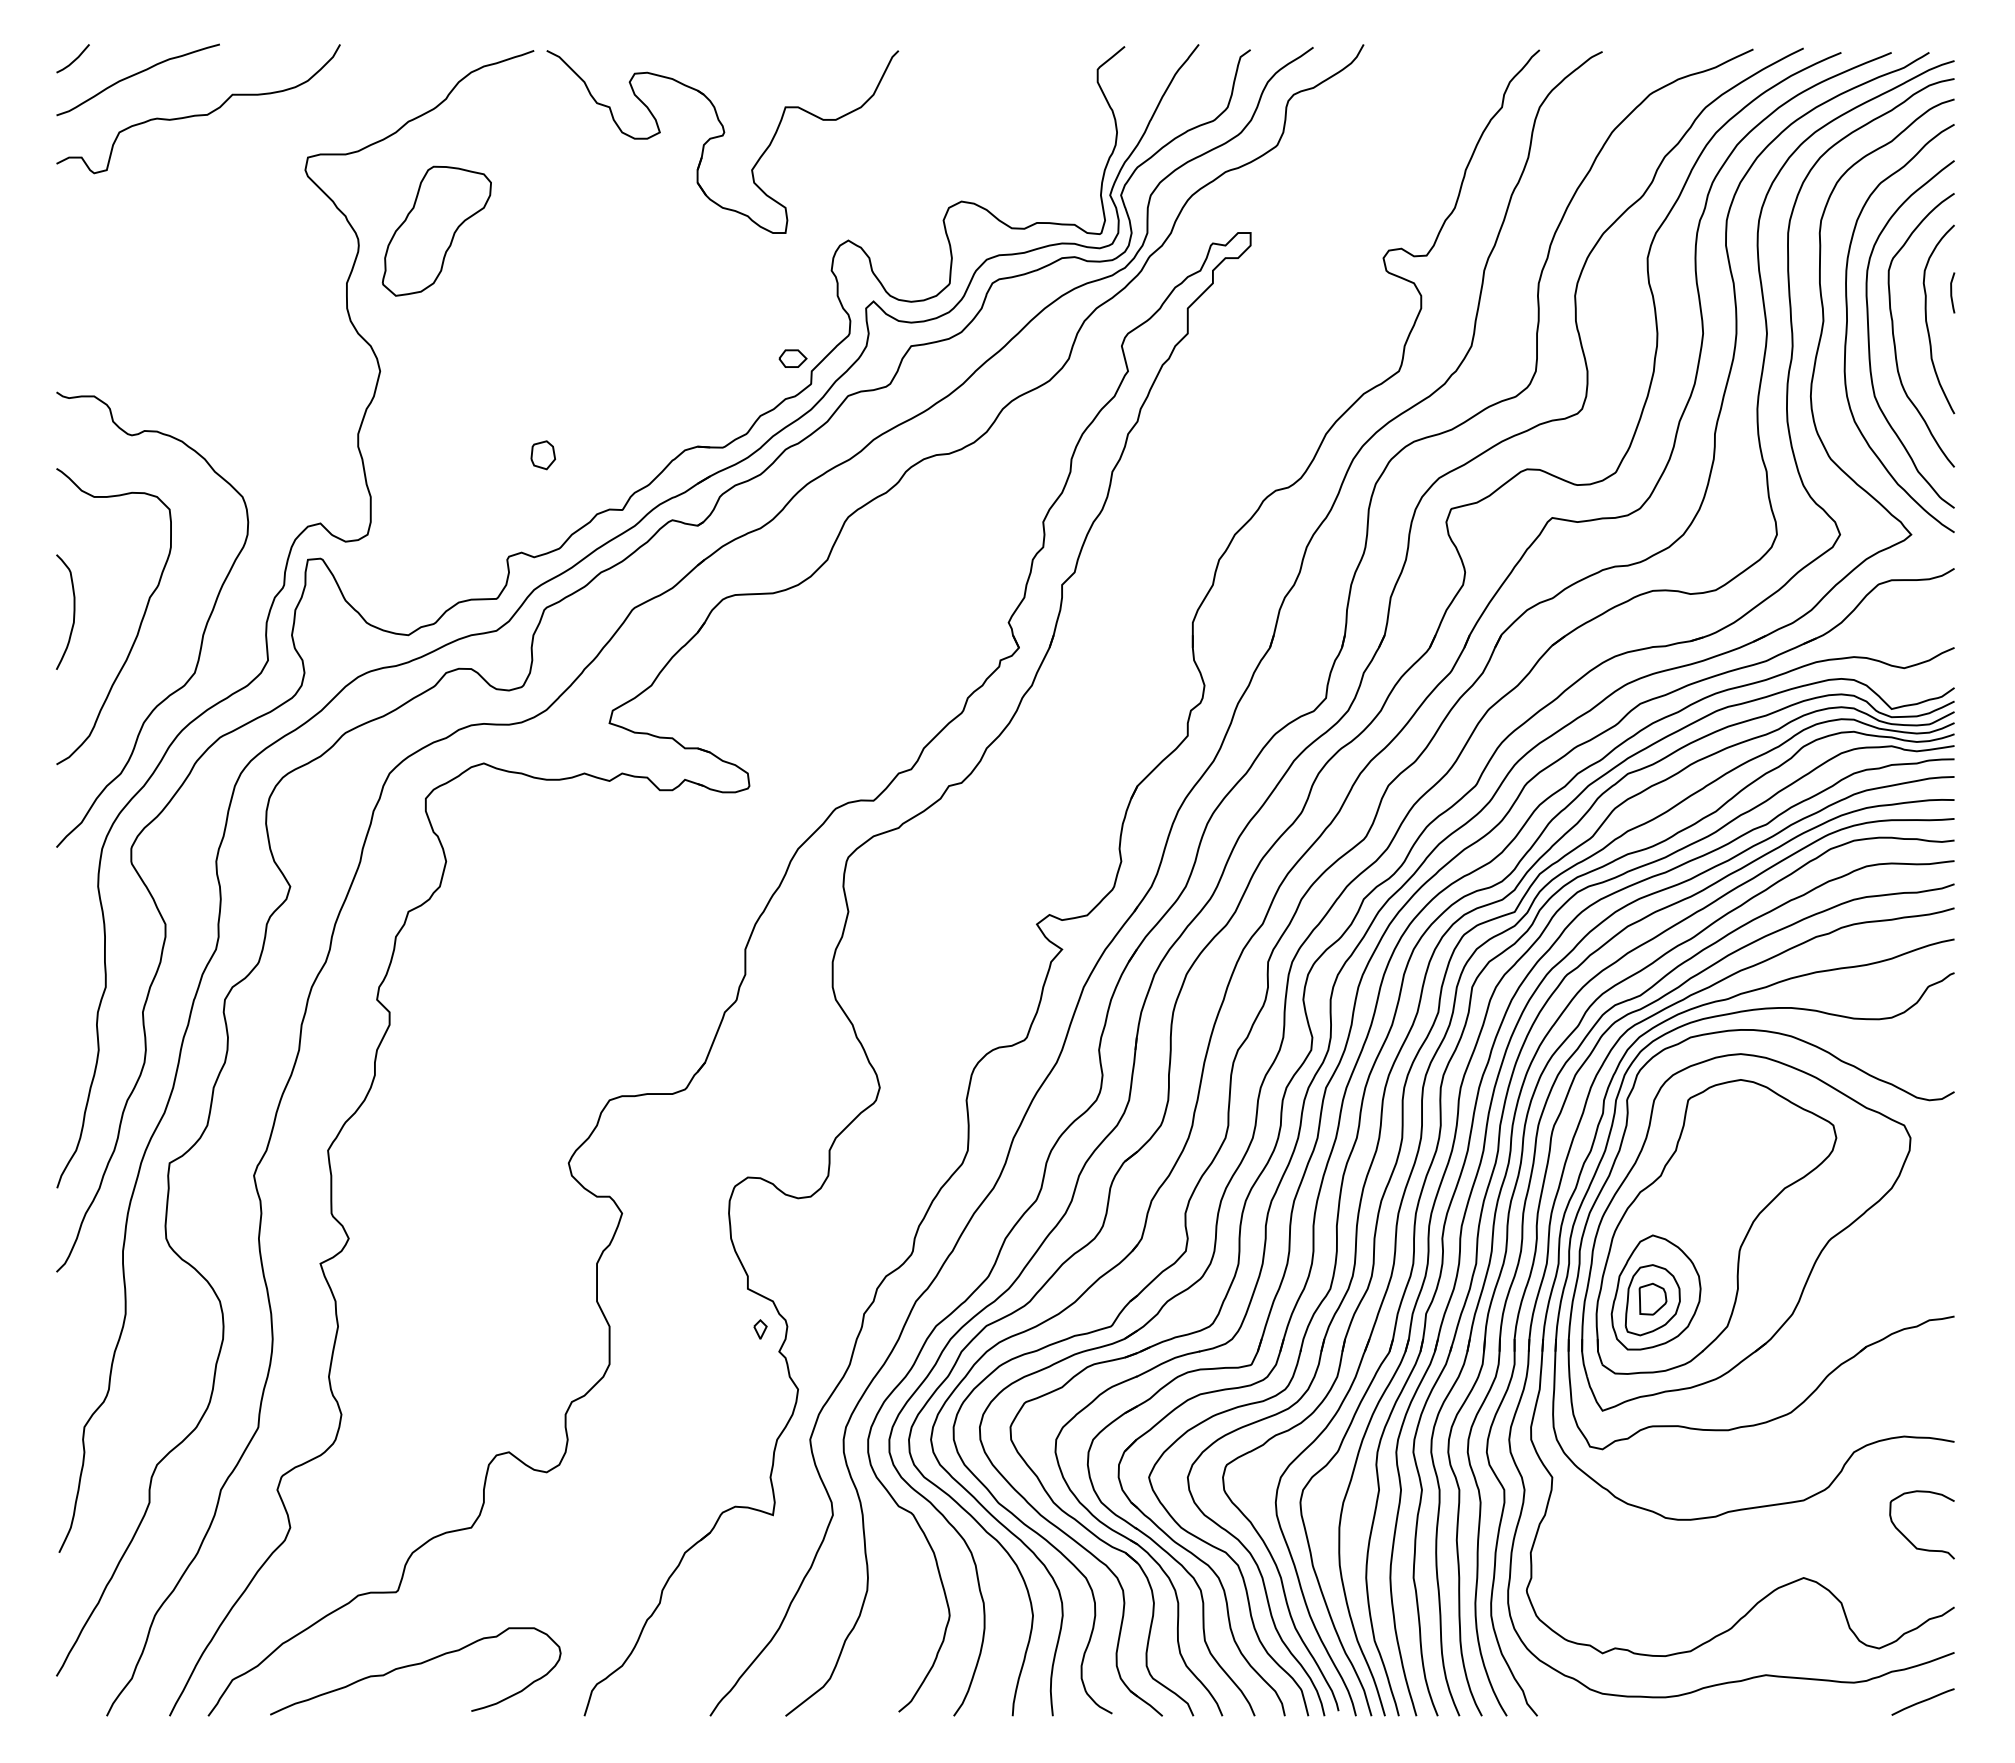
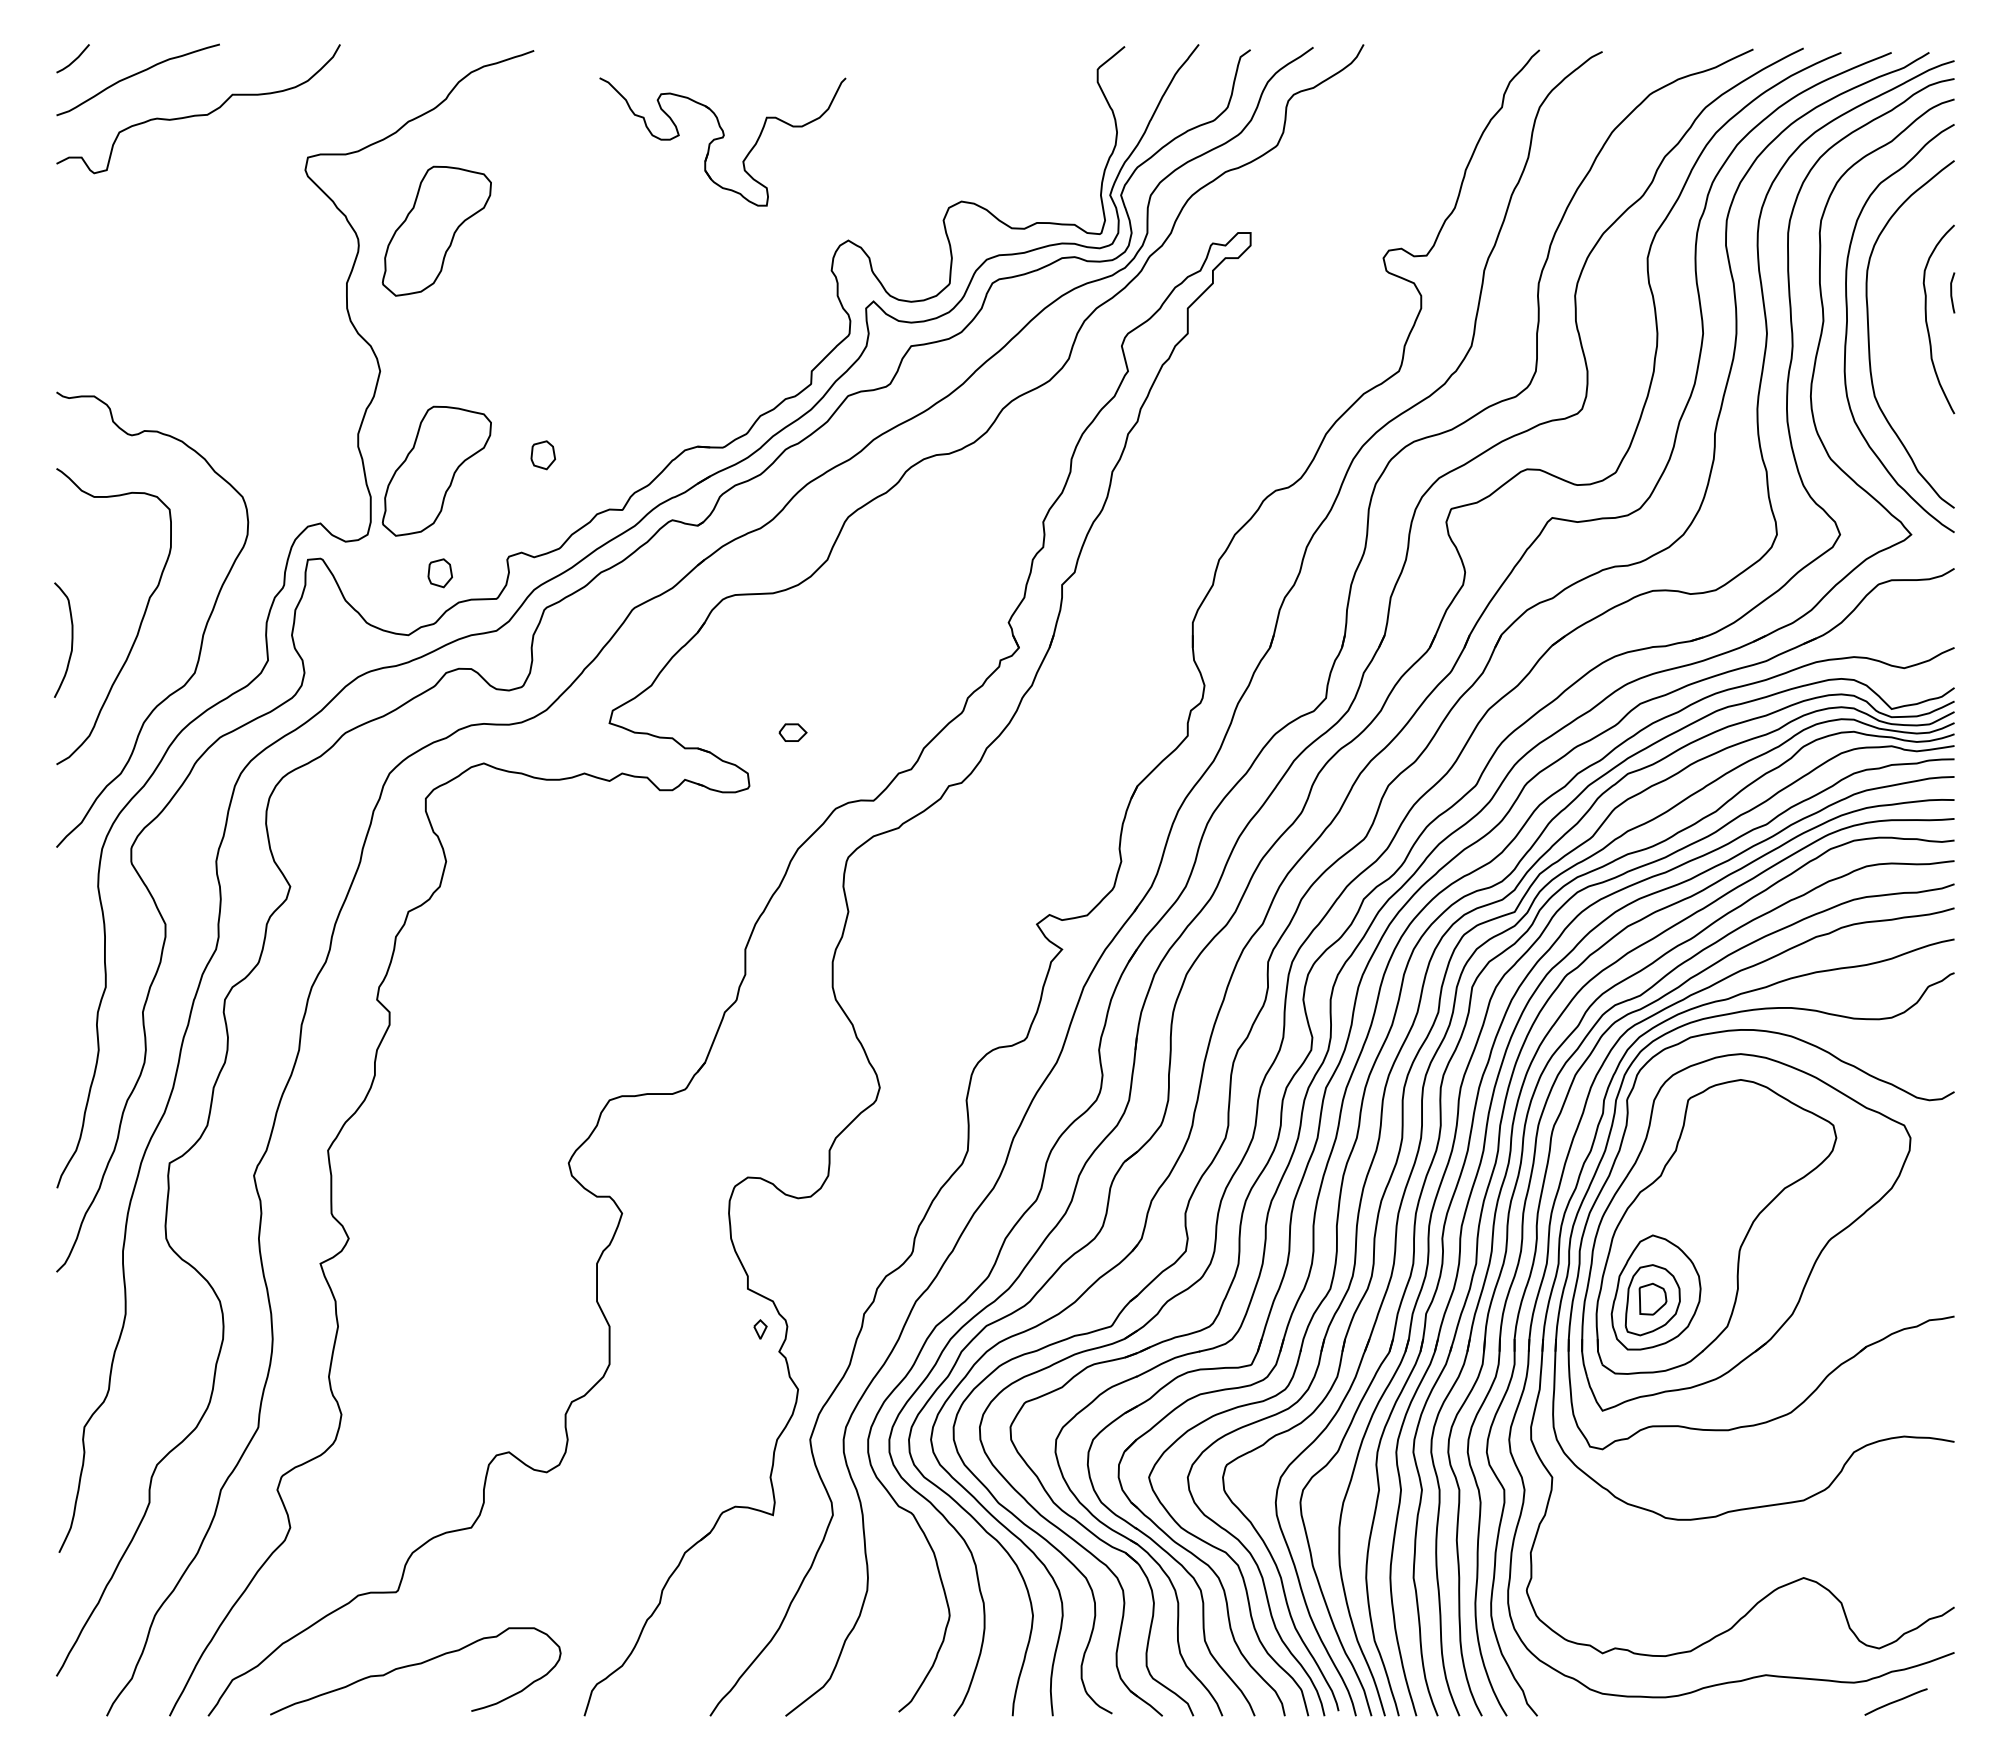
part size: 354x184 px -> 248x130 px (722, 141)
curve: present -> none (1894, 334)
part position: (792, 358) -> (792, 732) (792, 732)
part: none -> present (436, 470)
part: none -> present (439, 573)
curve position: (73, 611) -> (71, 639) (71, 639)
curve: present -> none (1907, 1537)
line position: (1922, 1701) -> (1895, 1701) (1895, 1701)
